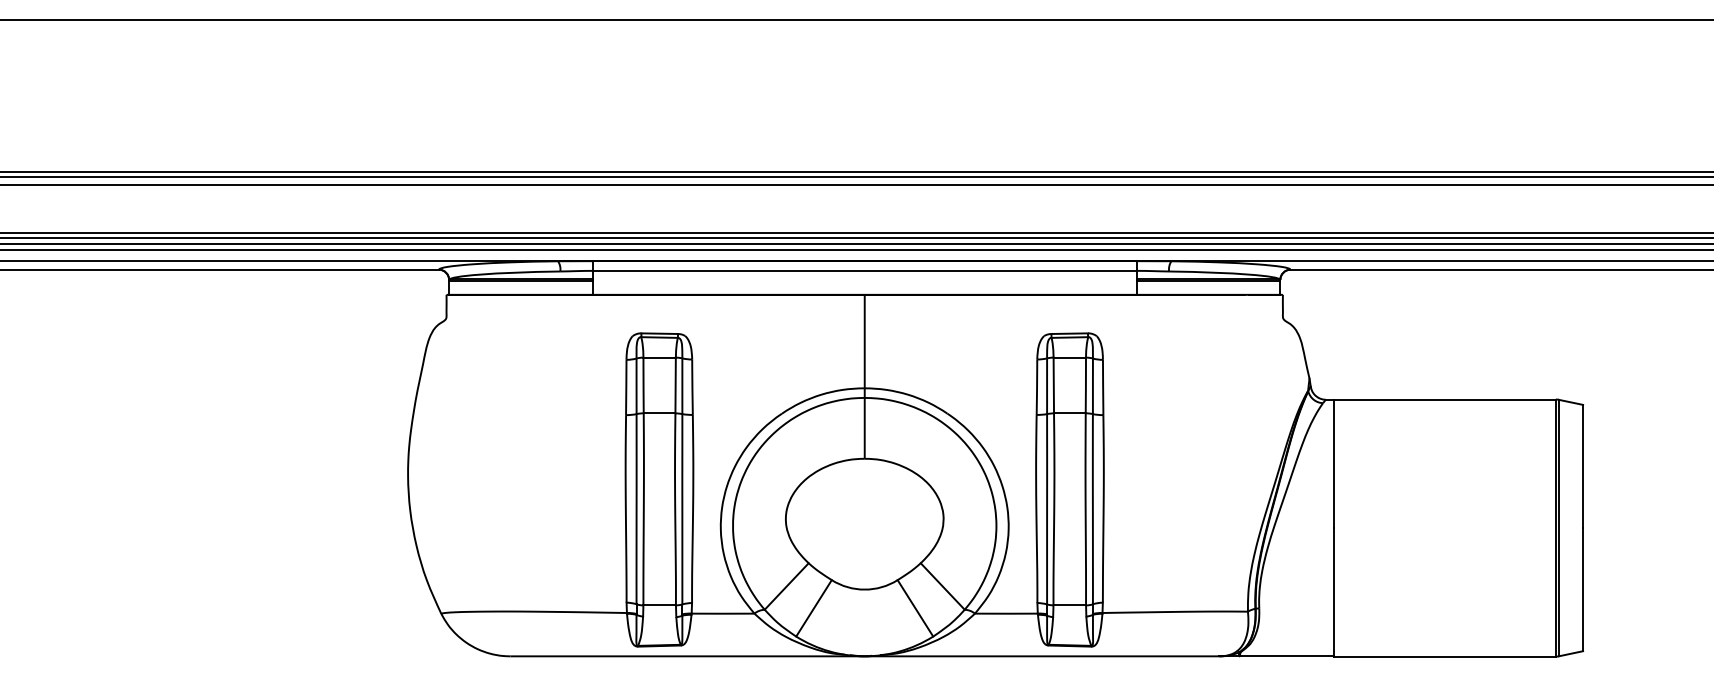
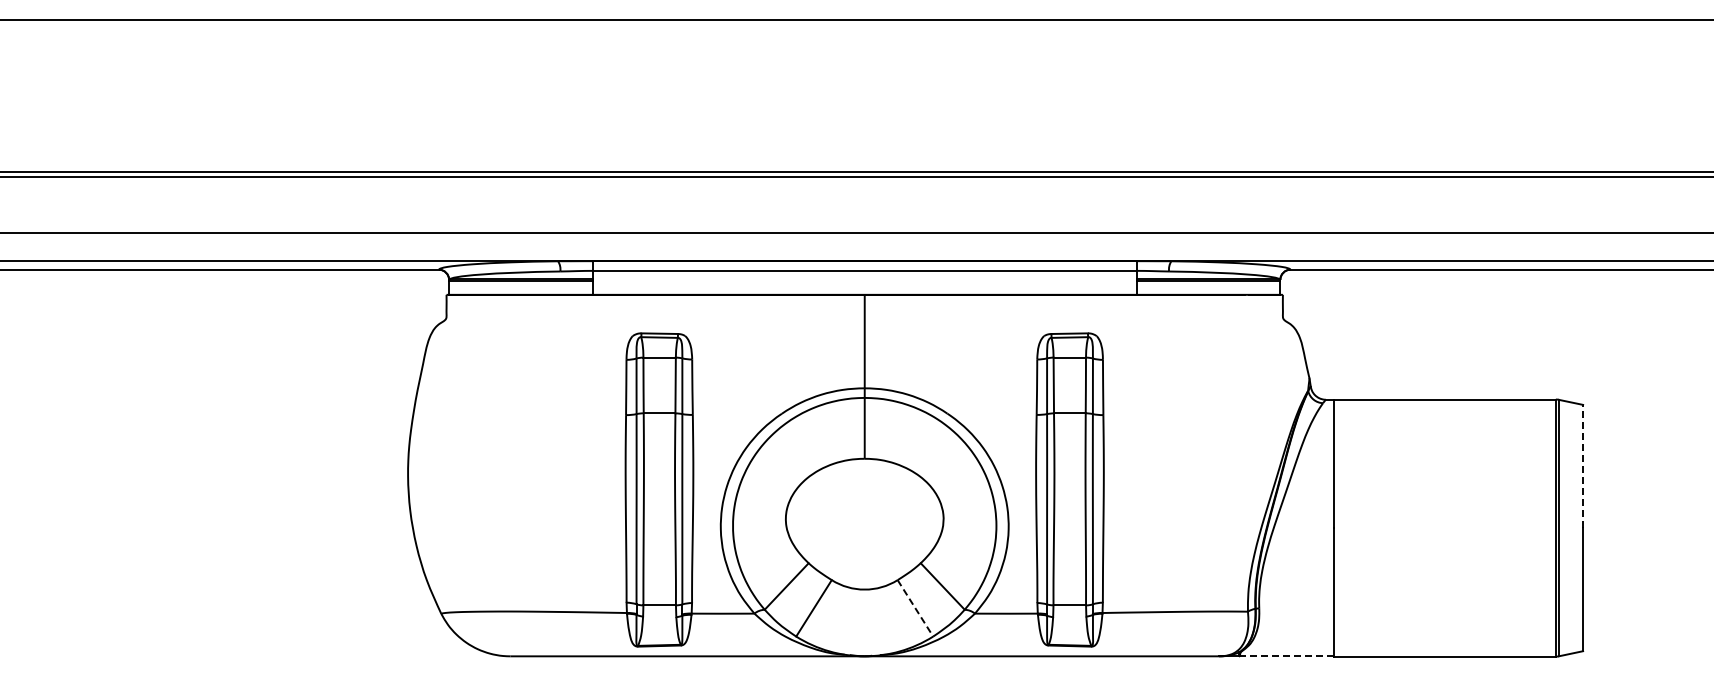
line: present -> none (856, 184)
line: present -> none (856, 238)
line: present -> none (856, 243)
line: present -> none (856, 250)
line: solid -> dashed (1583, 466)
line: solid -> dashed (915, 608)
line: solid -> dashed (1287, 656)
